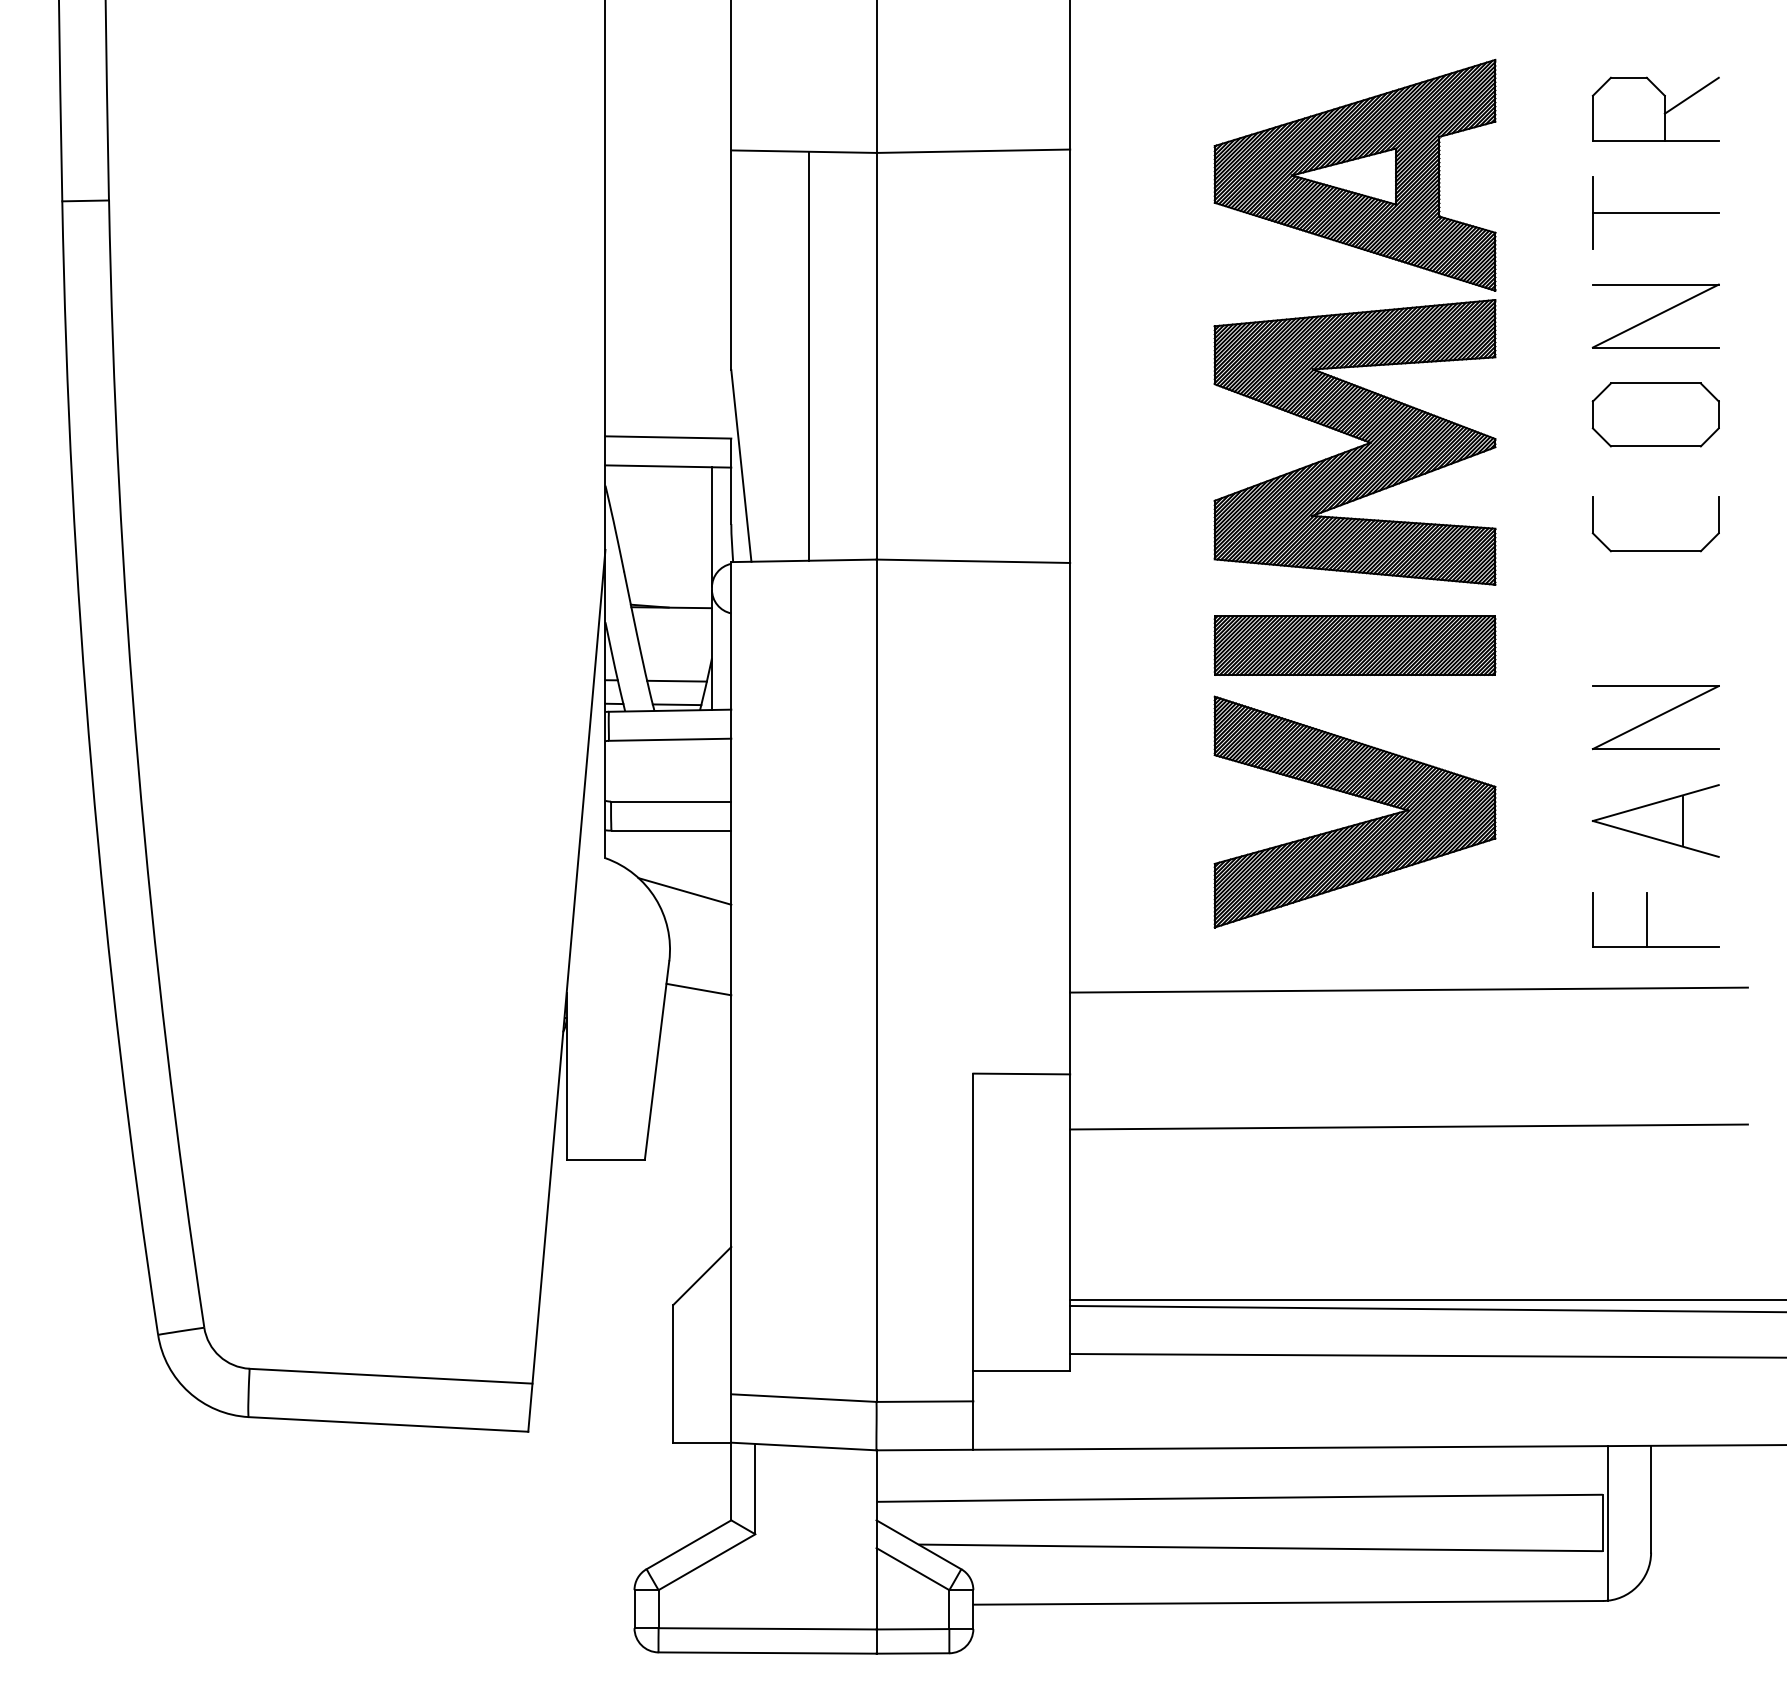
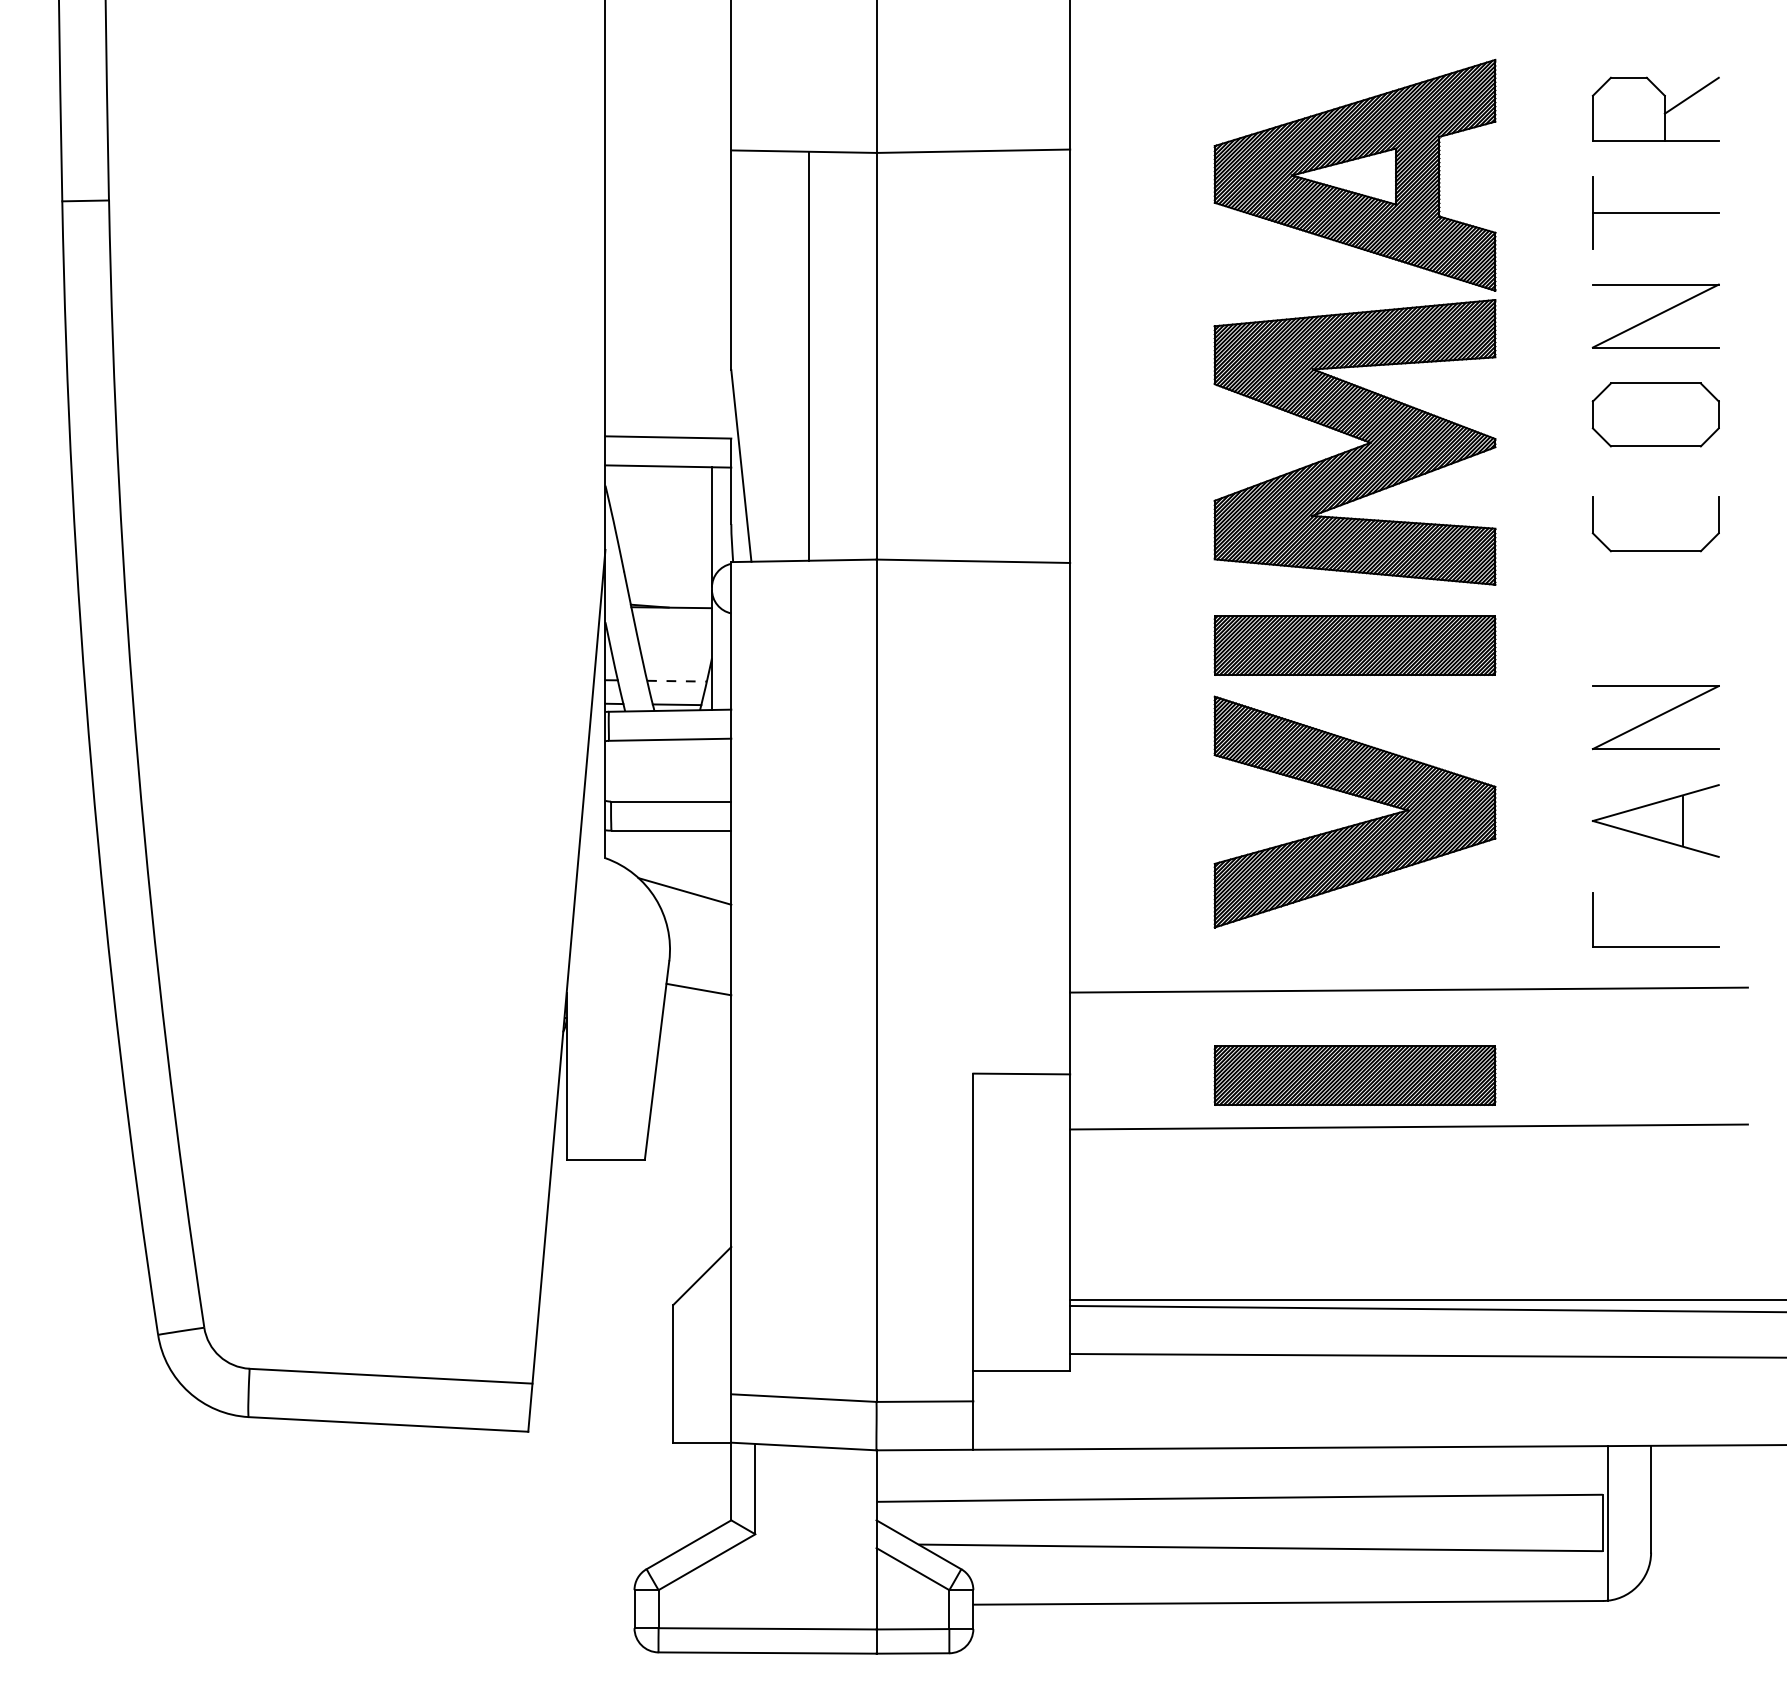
line: solid -> dashed (677, 681)
line: present -> none (1646, 919)
part: none -> present (1354, 1075)
